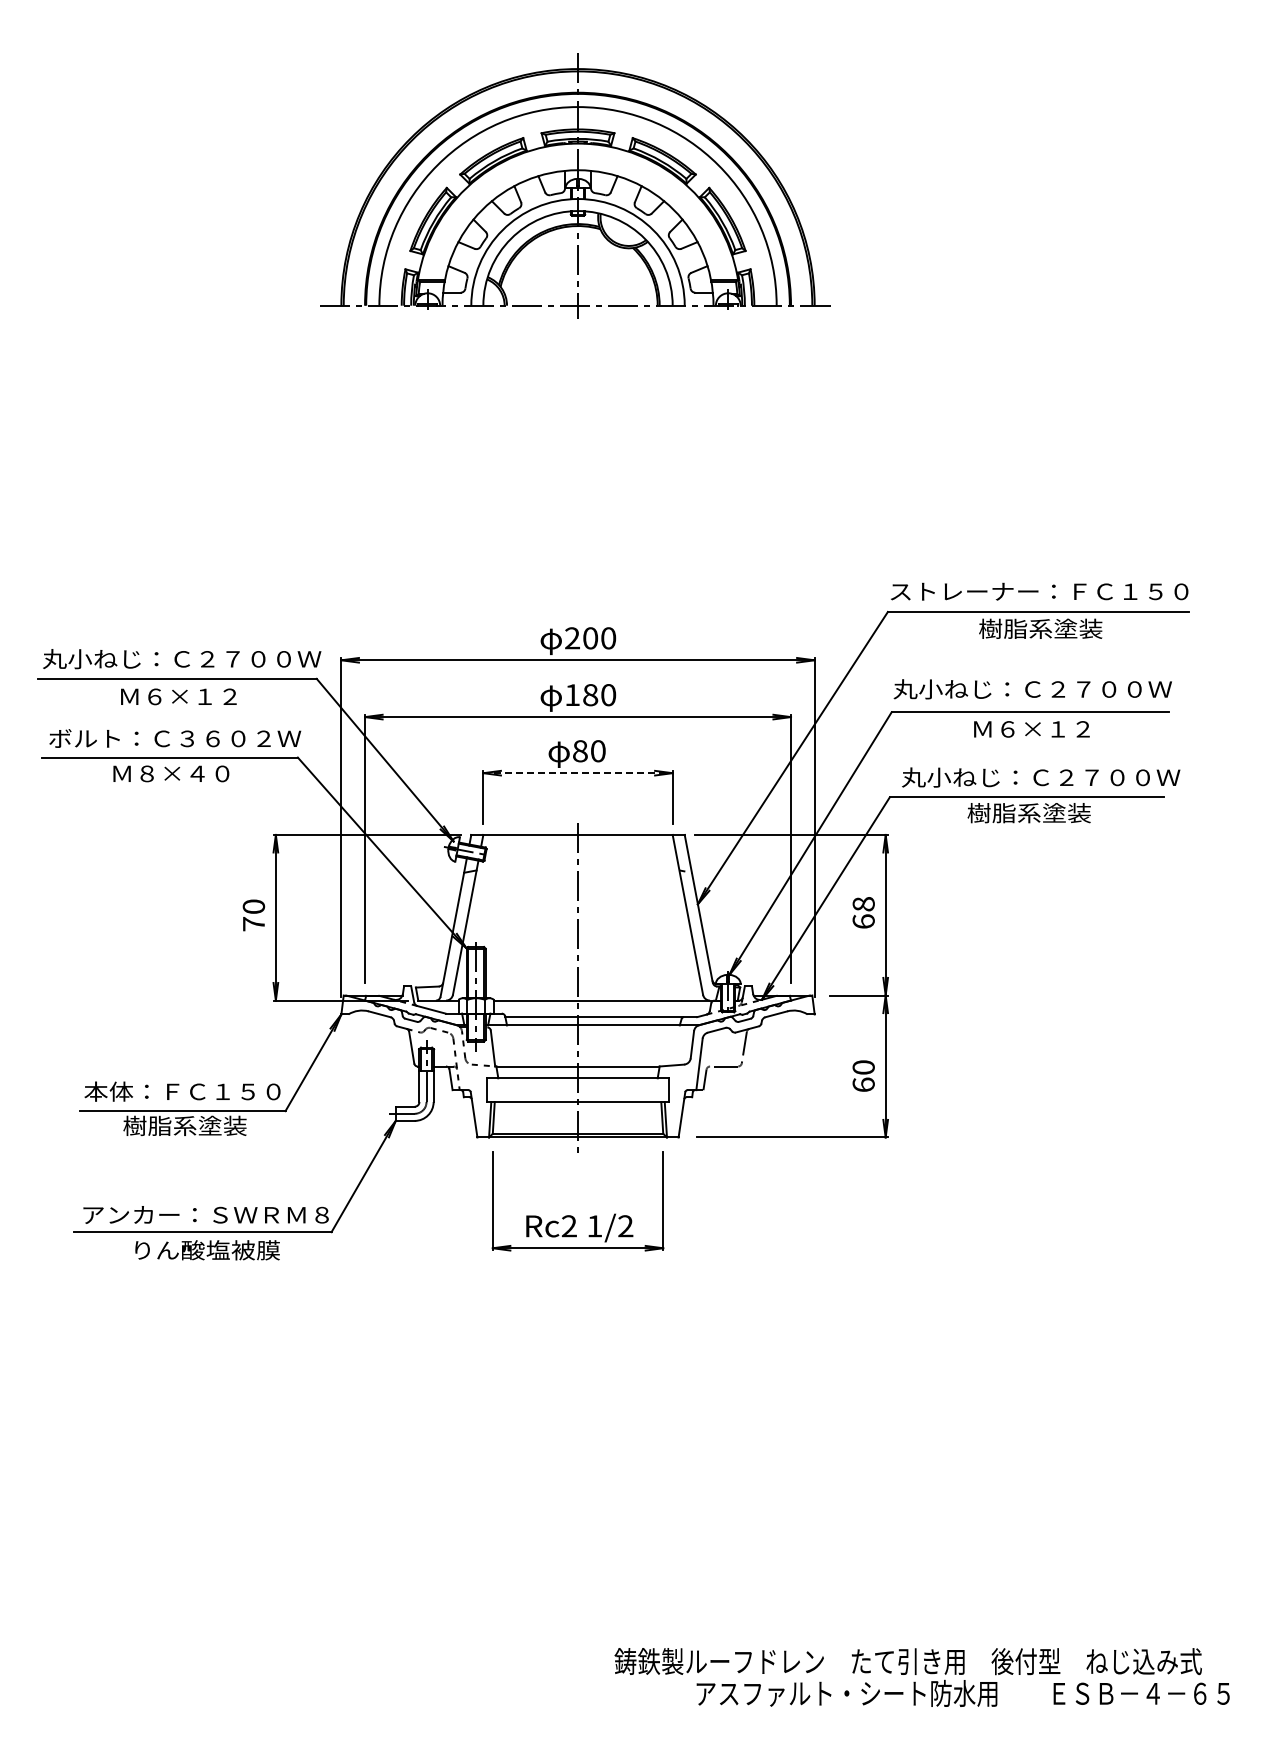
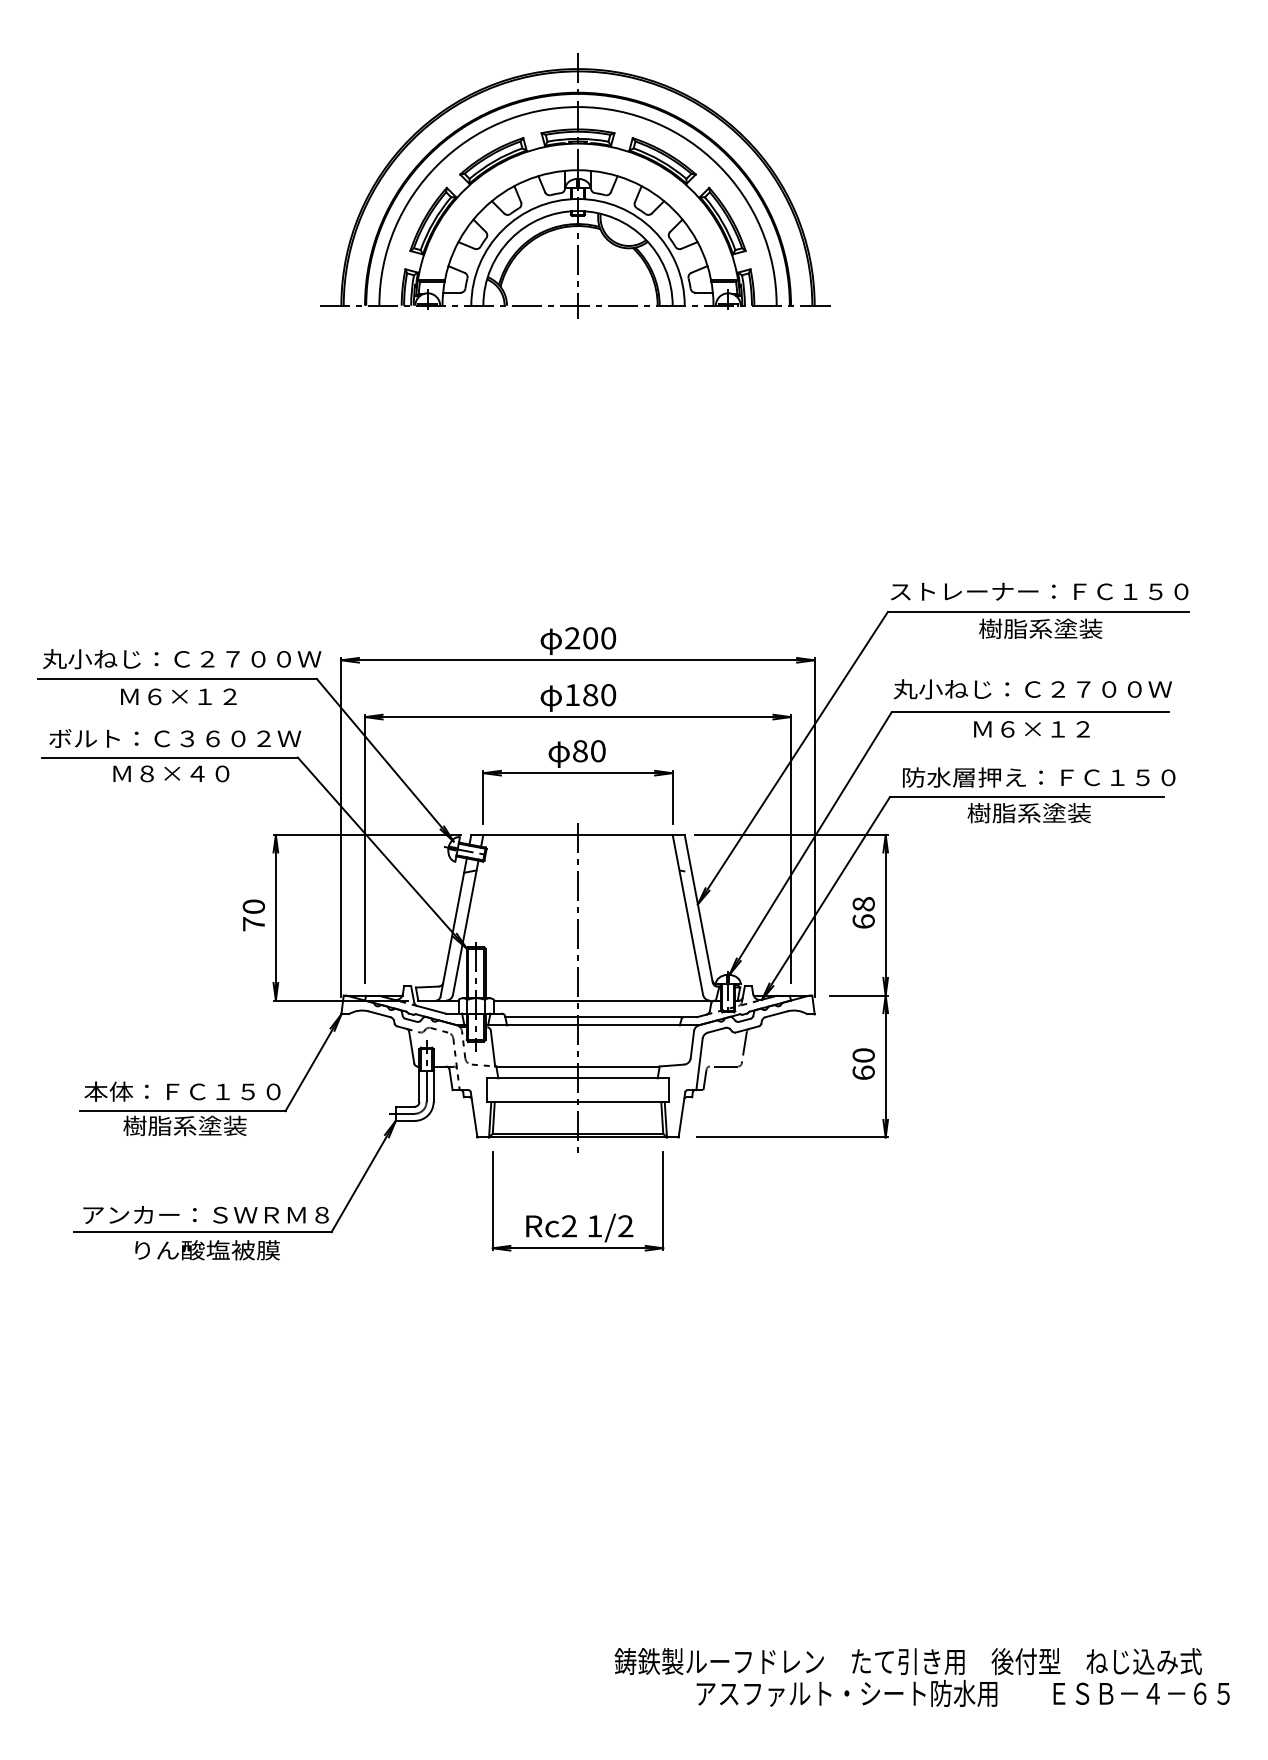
line: dashed -> solid (578, 773)
text: 丸小ねじ：Ｃ２７００Ｗ -> 防水層押え：ＦＣ１５０ (1041, 777)
text position: (863, 1075) -> (863, 1063) (863, 1063)
